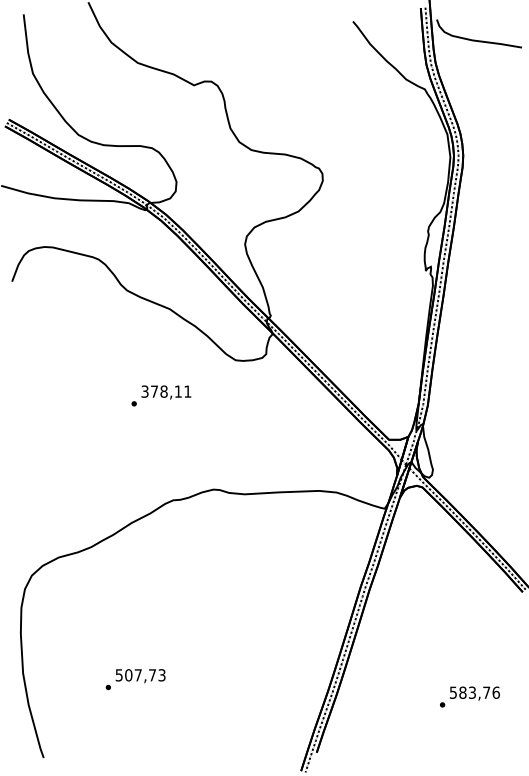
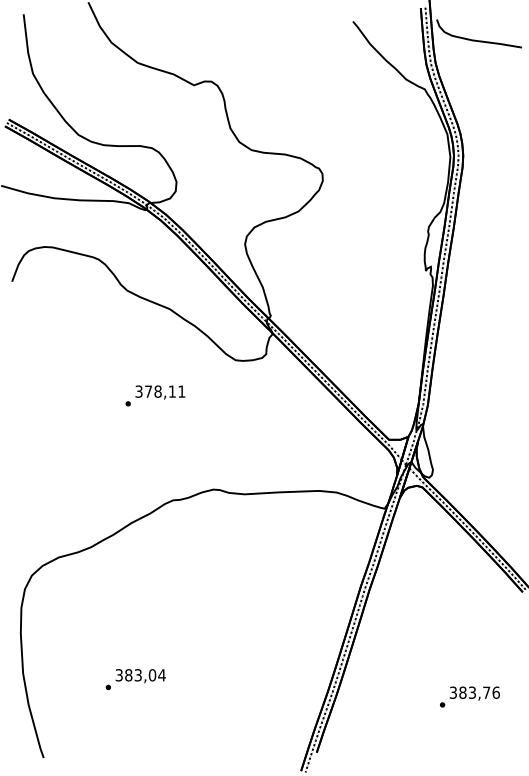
text position: (161, 395) -> (155, 395) (155, 395)
text: 507,73 -> 383,04 (140, 675)
text: 583,76 -> 383,76 (453, 692)
